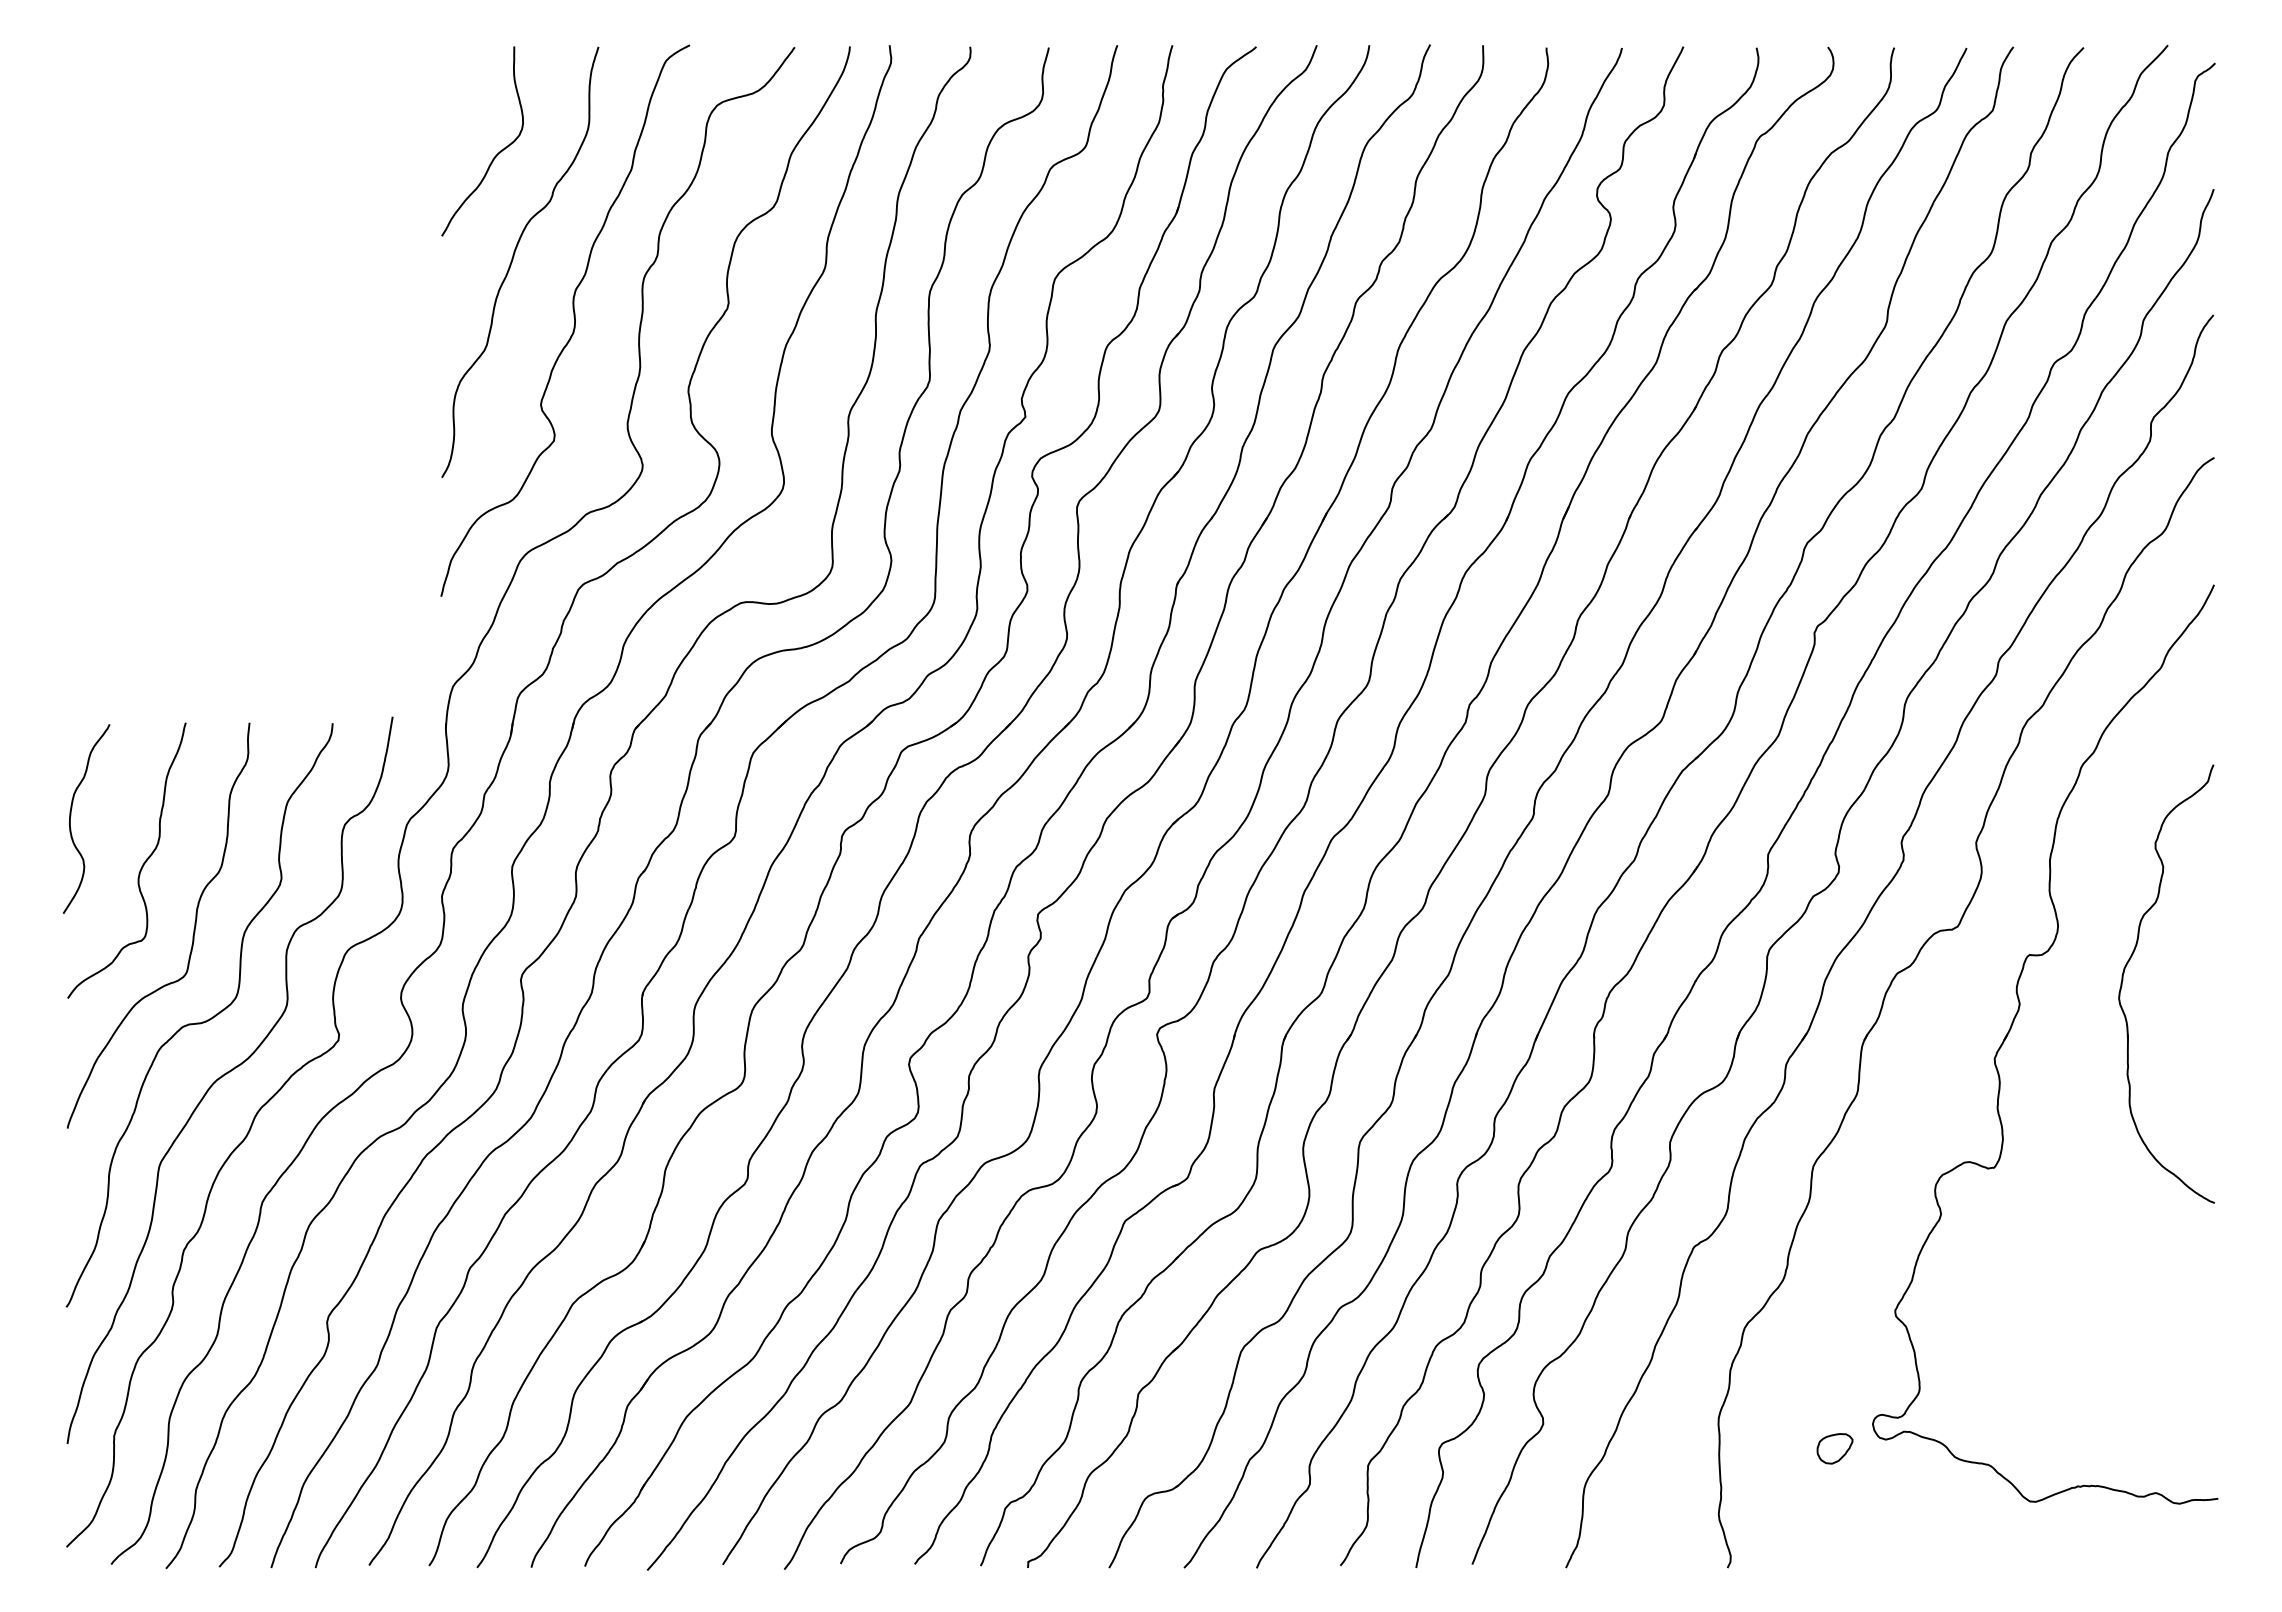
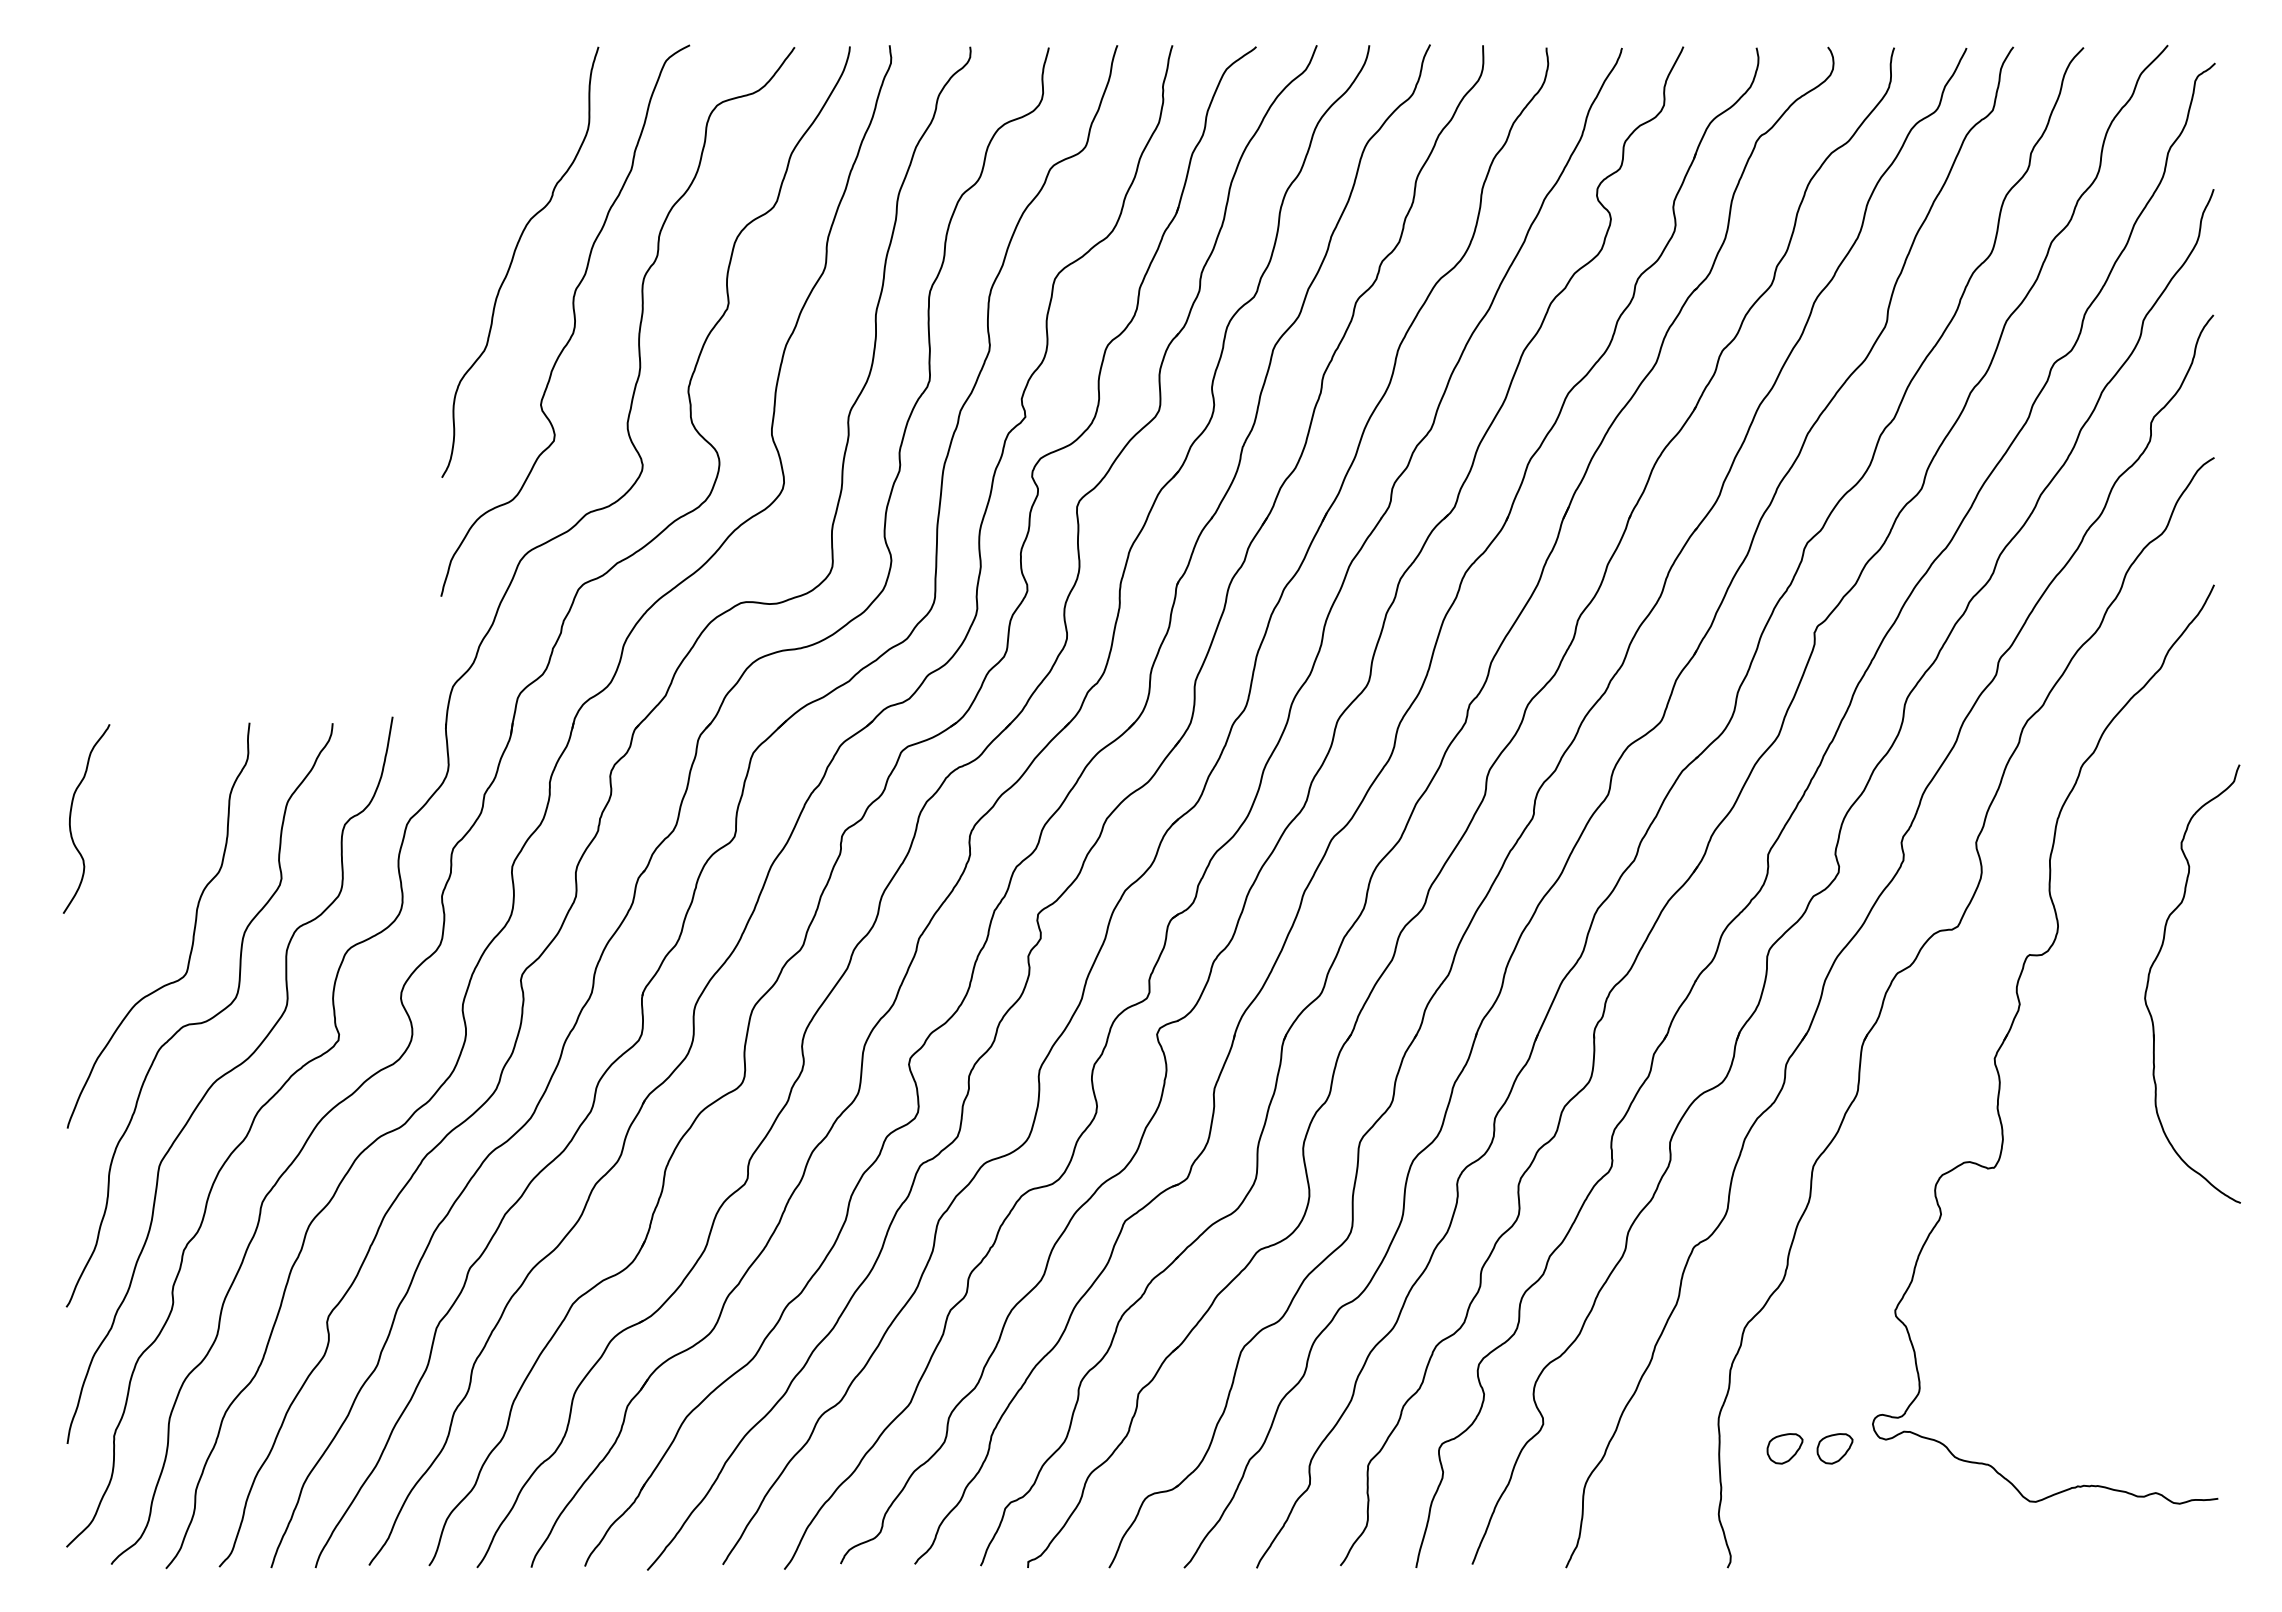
curve: present -> none (496, 154)
curve: present -> none (140, 868)
part position: (2130, 960) -> (2156, 960) (2156, 960)
part: none -> present (1784, 1448)
